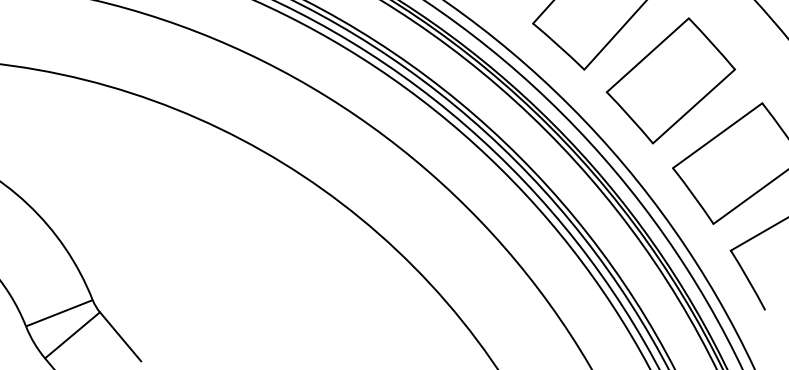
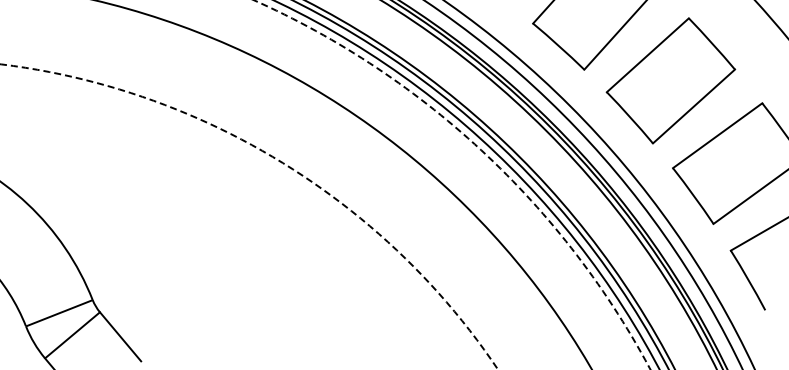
arc: solid -> dashed (483, 152)
arc: solid -> dashed (282, 163)
